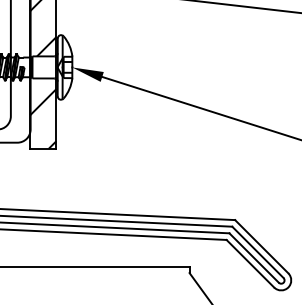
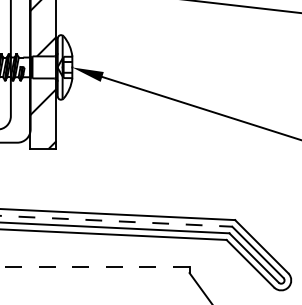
line: solid -> dashed (116, 221)
line: solid -> dashed (94, 266)
